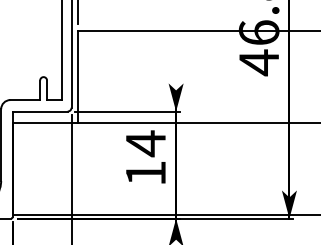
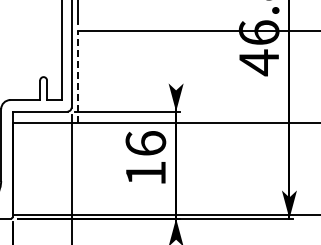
line: solid -> dashed (77, 77)
text: 14 -> 16 (145, 143)
